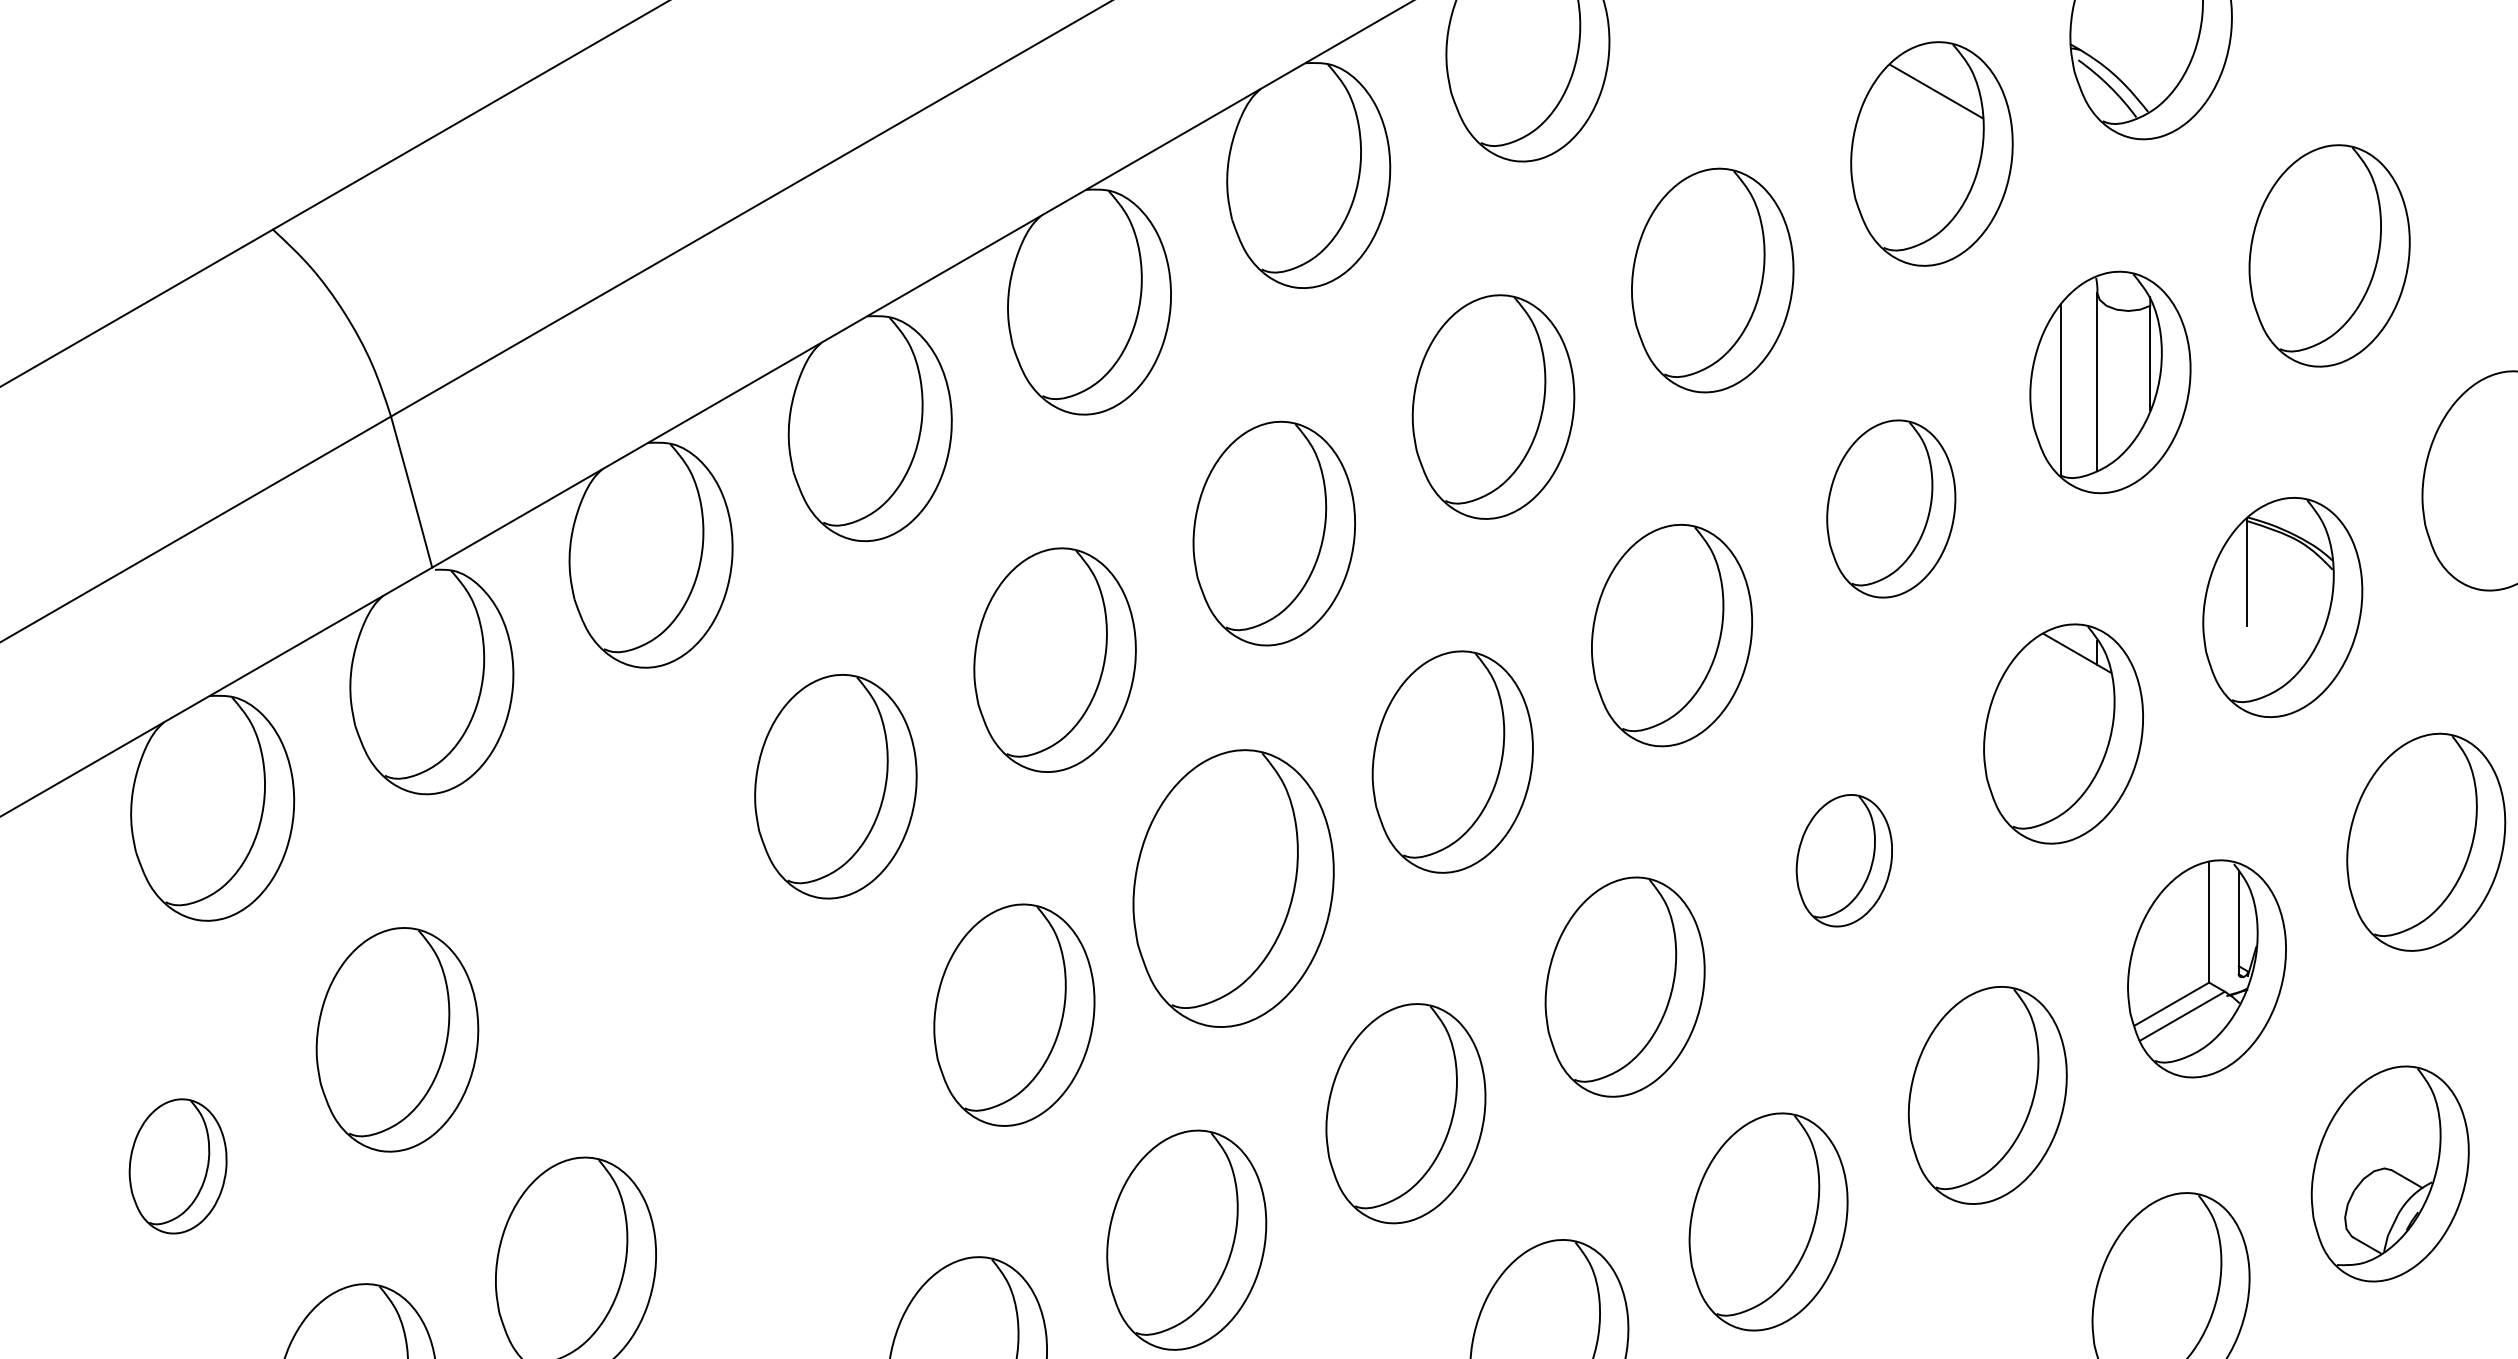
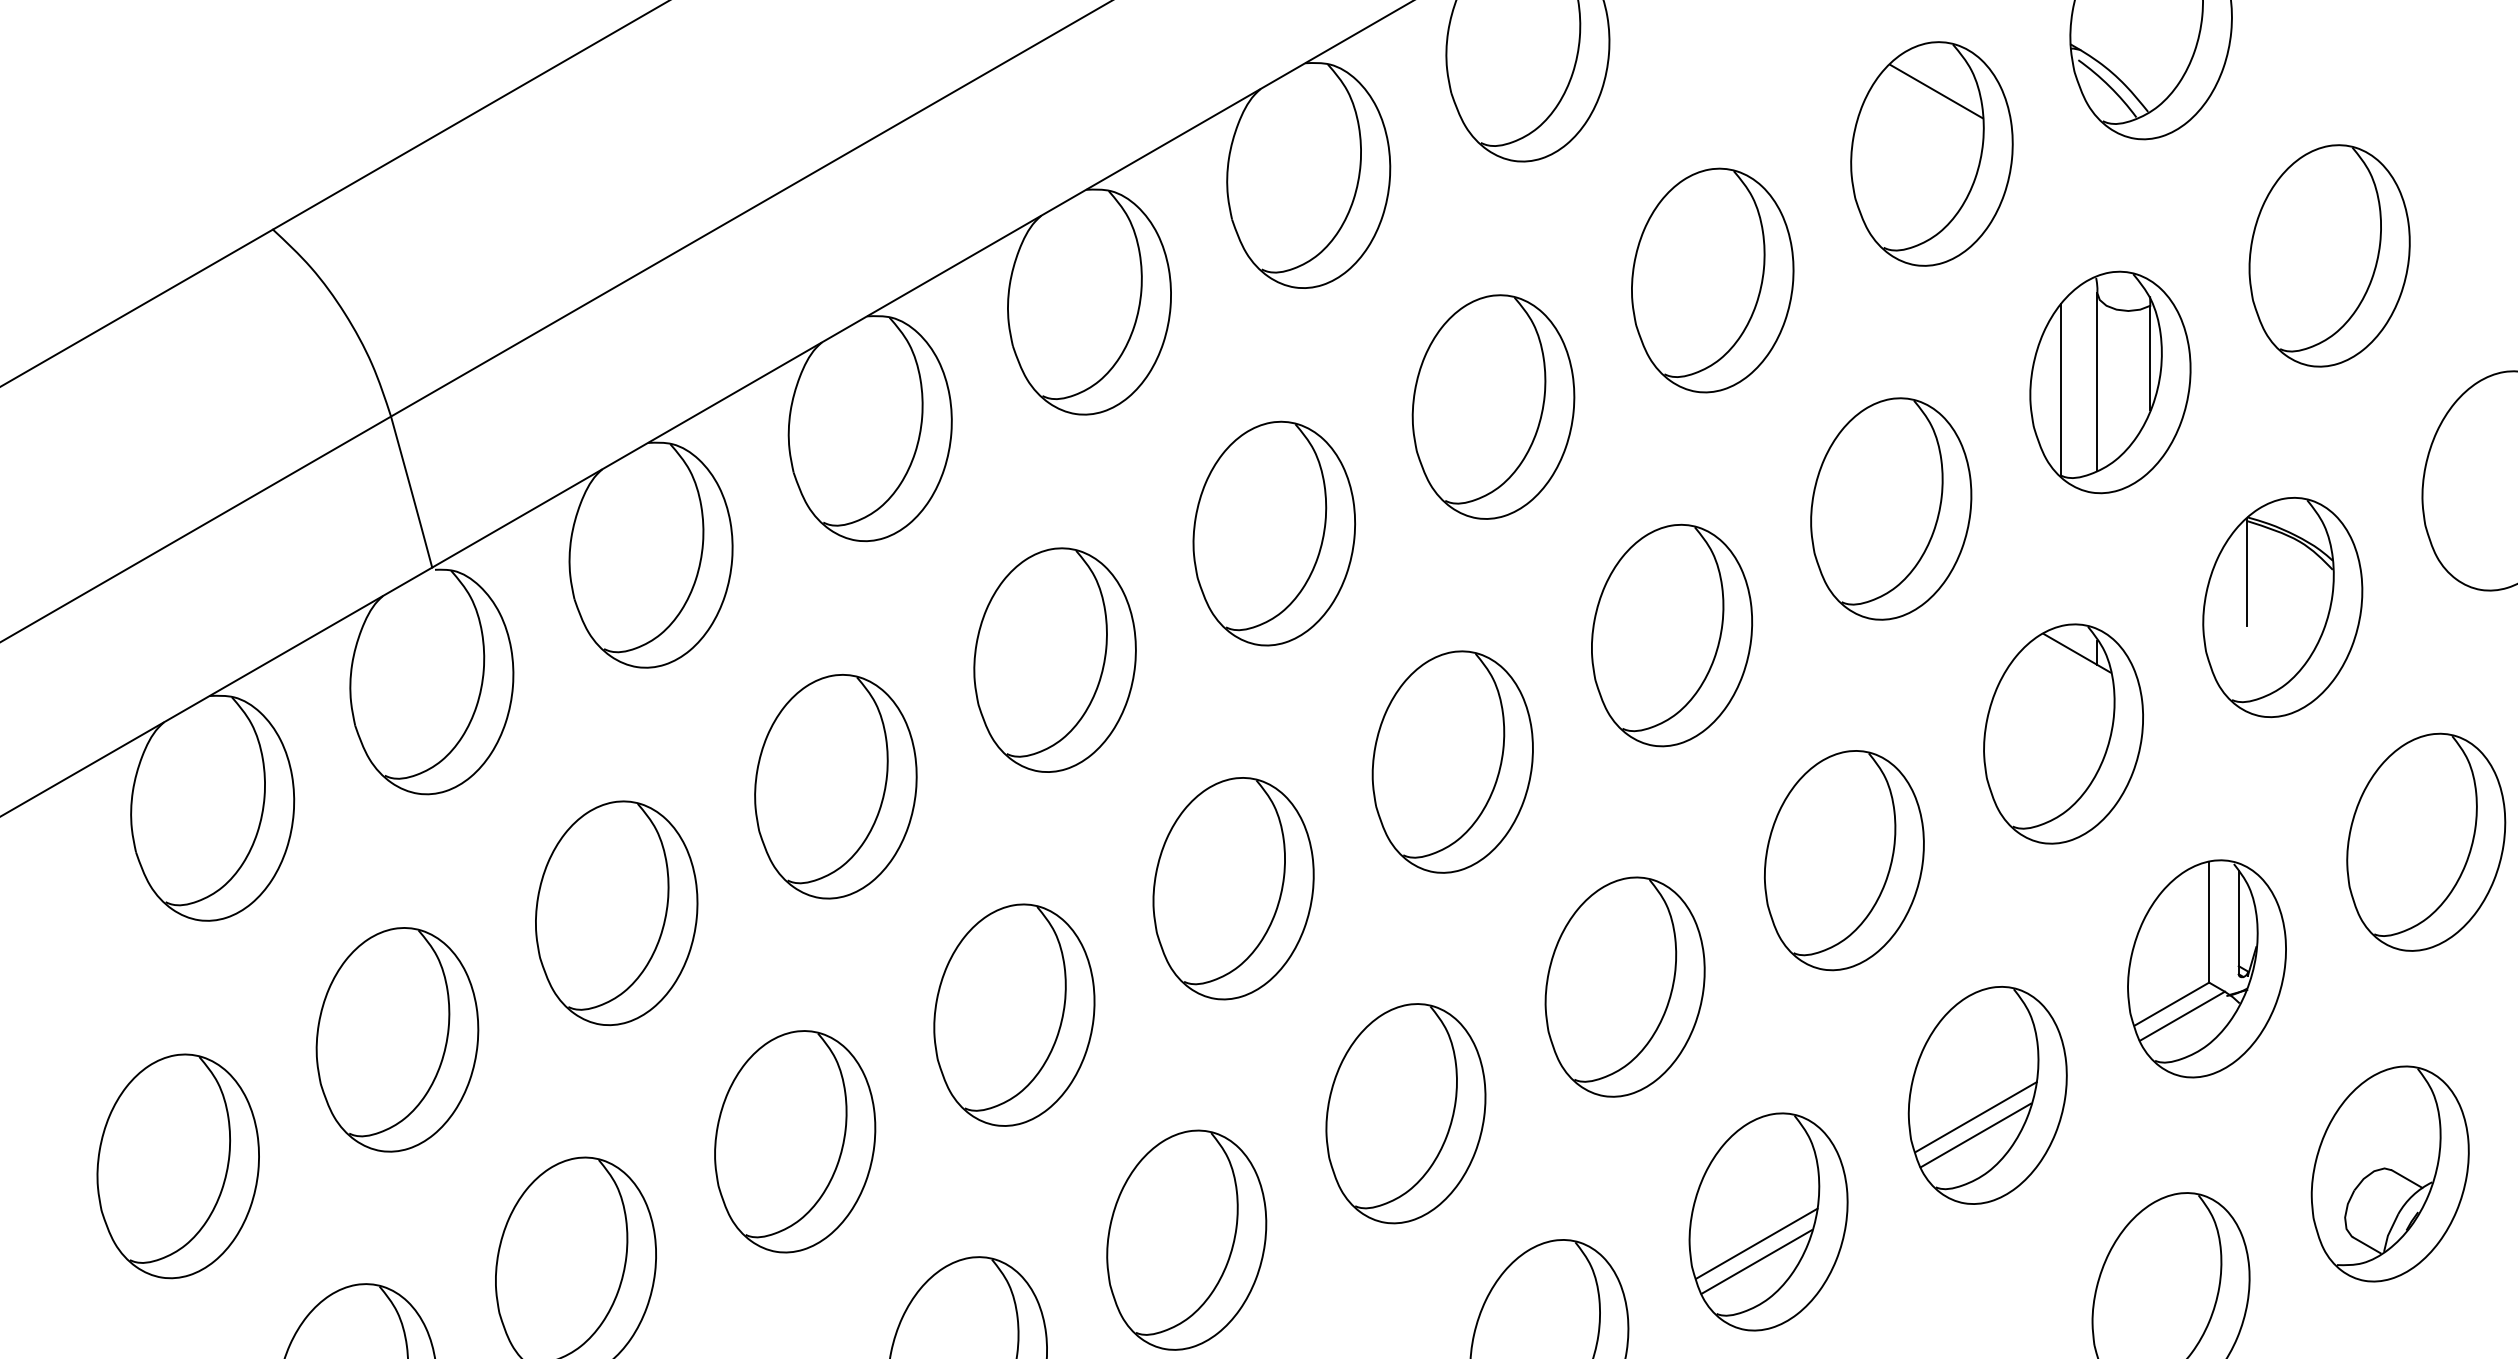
part size: 131x180 px -> 163x224 px (1891, 508)
part size: 98x134 px -> 161x222 px (1844, 860)
part size: 203x279 px -> 163x224 px (1233, 888)
part: none -> present (616, 913)
line: none -> present (1975, 1117)
line: none -> present (1975, 1135)
part: none -> present (795, 1141)
part size: 100x137 px -> 164x227 px (177, 1166)
line: none -> present (1756, 1243)
line: none -> present (1756, 1261)
